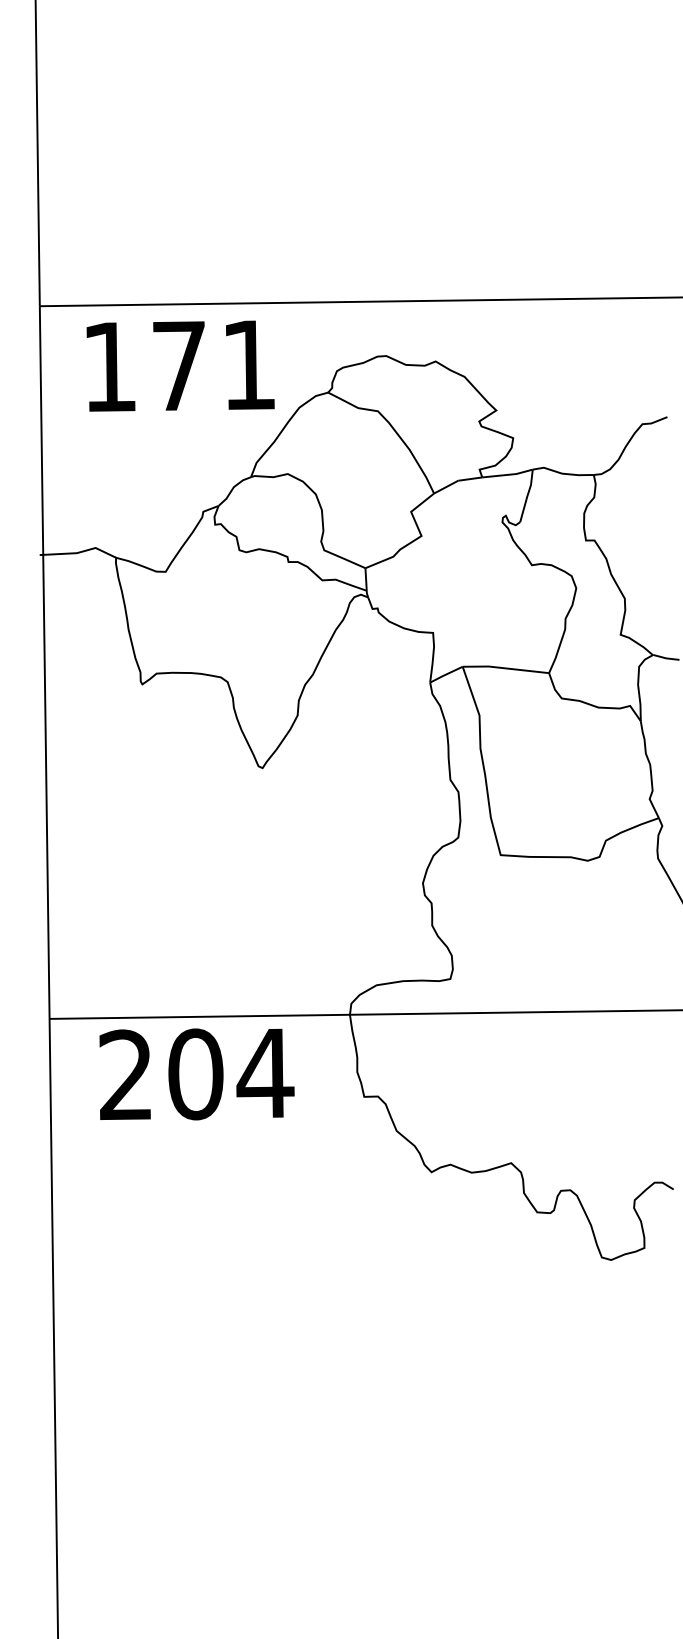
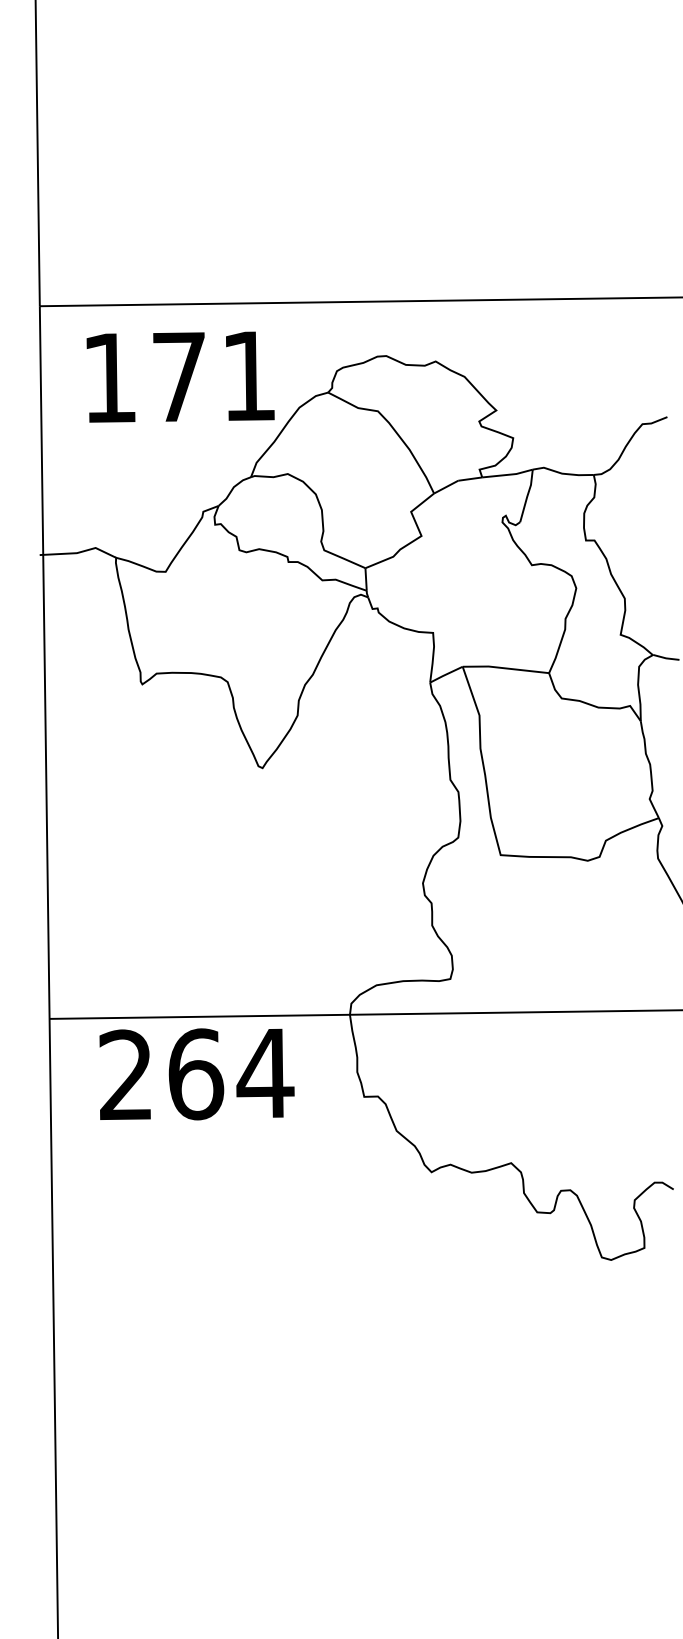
text position: (180, 365) -> (180, 376) (180, 376)
text: 204 -> 264 (196, 1074)
